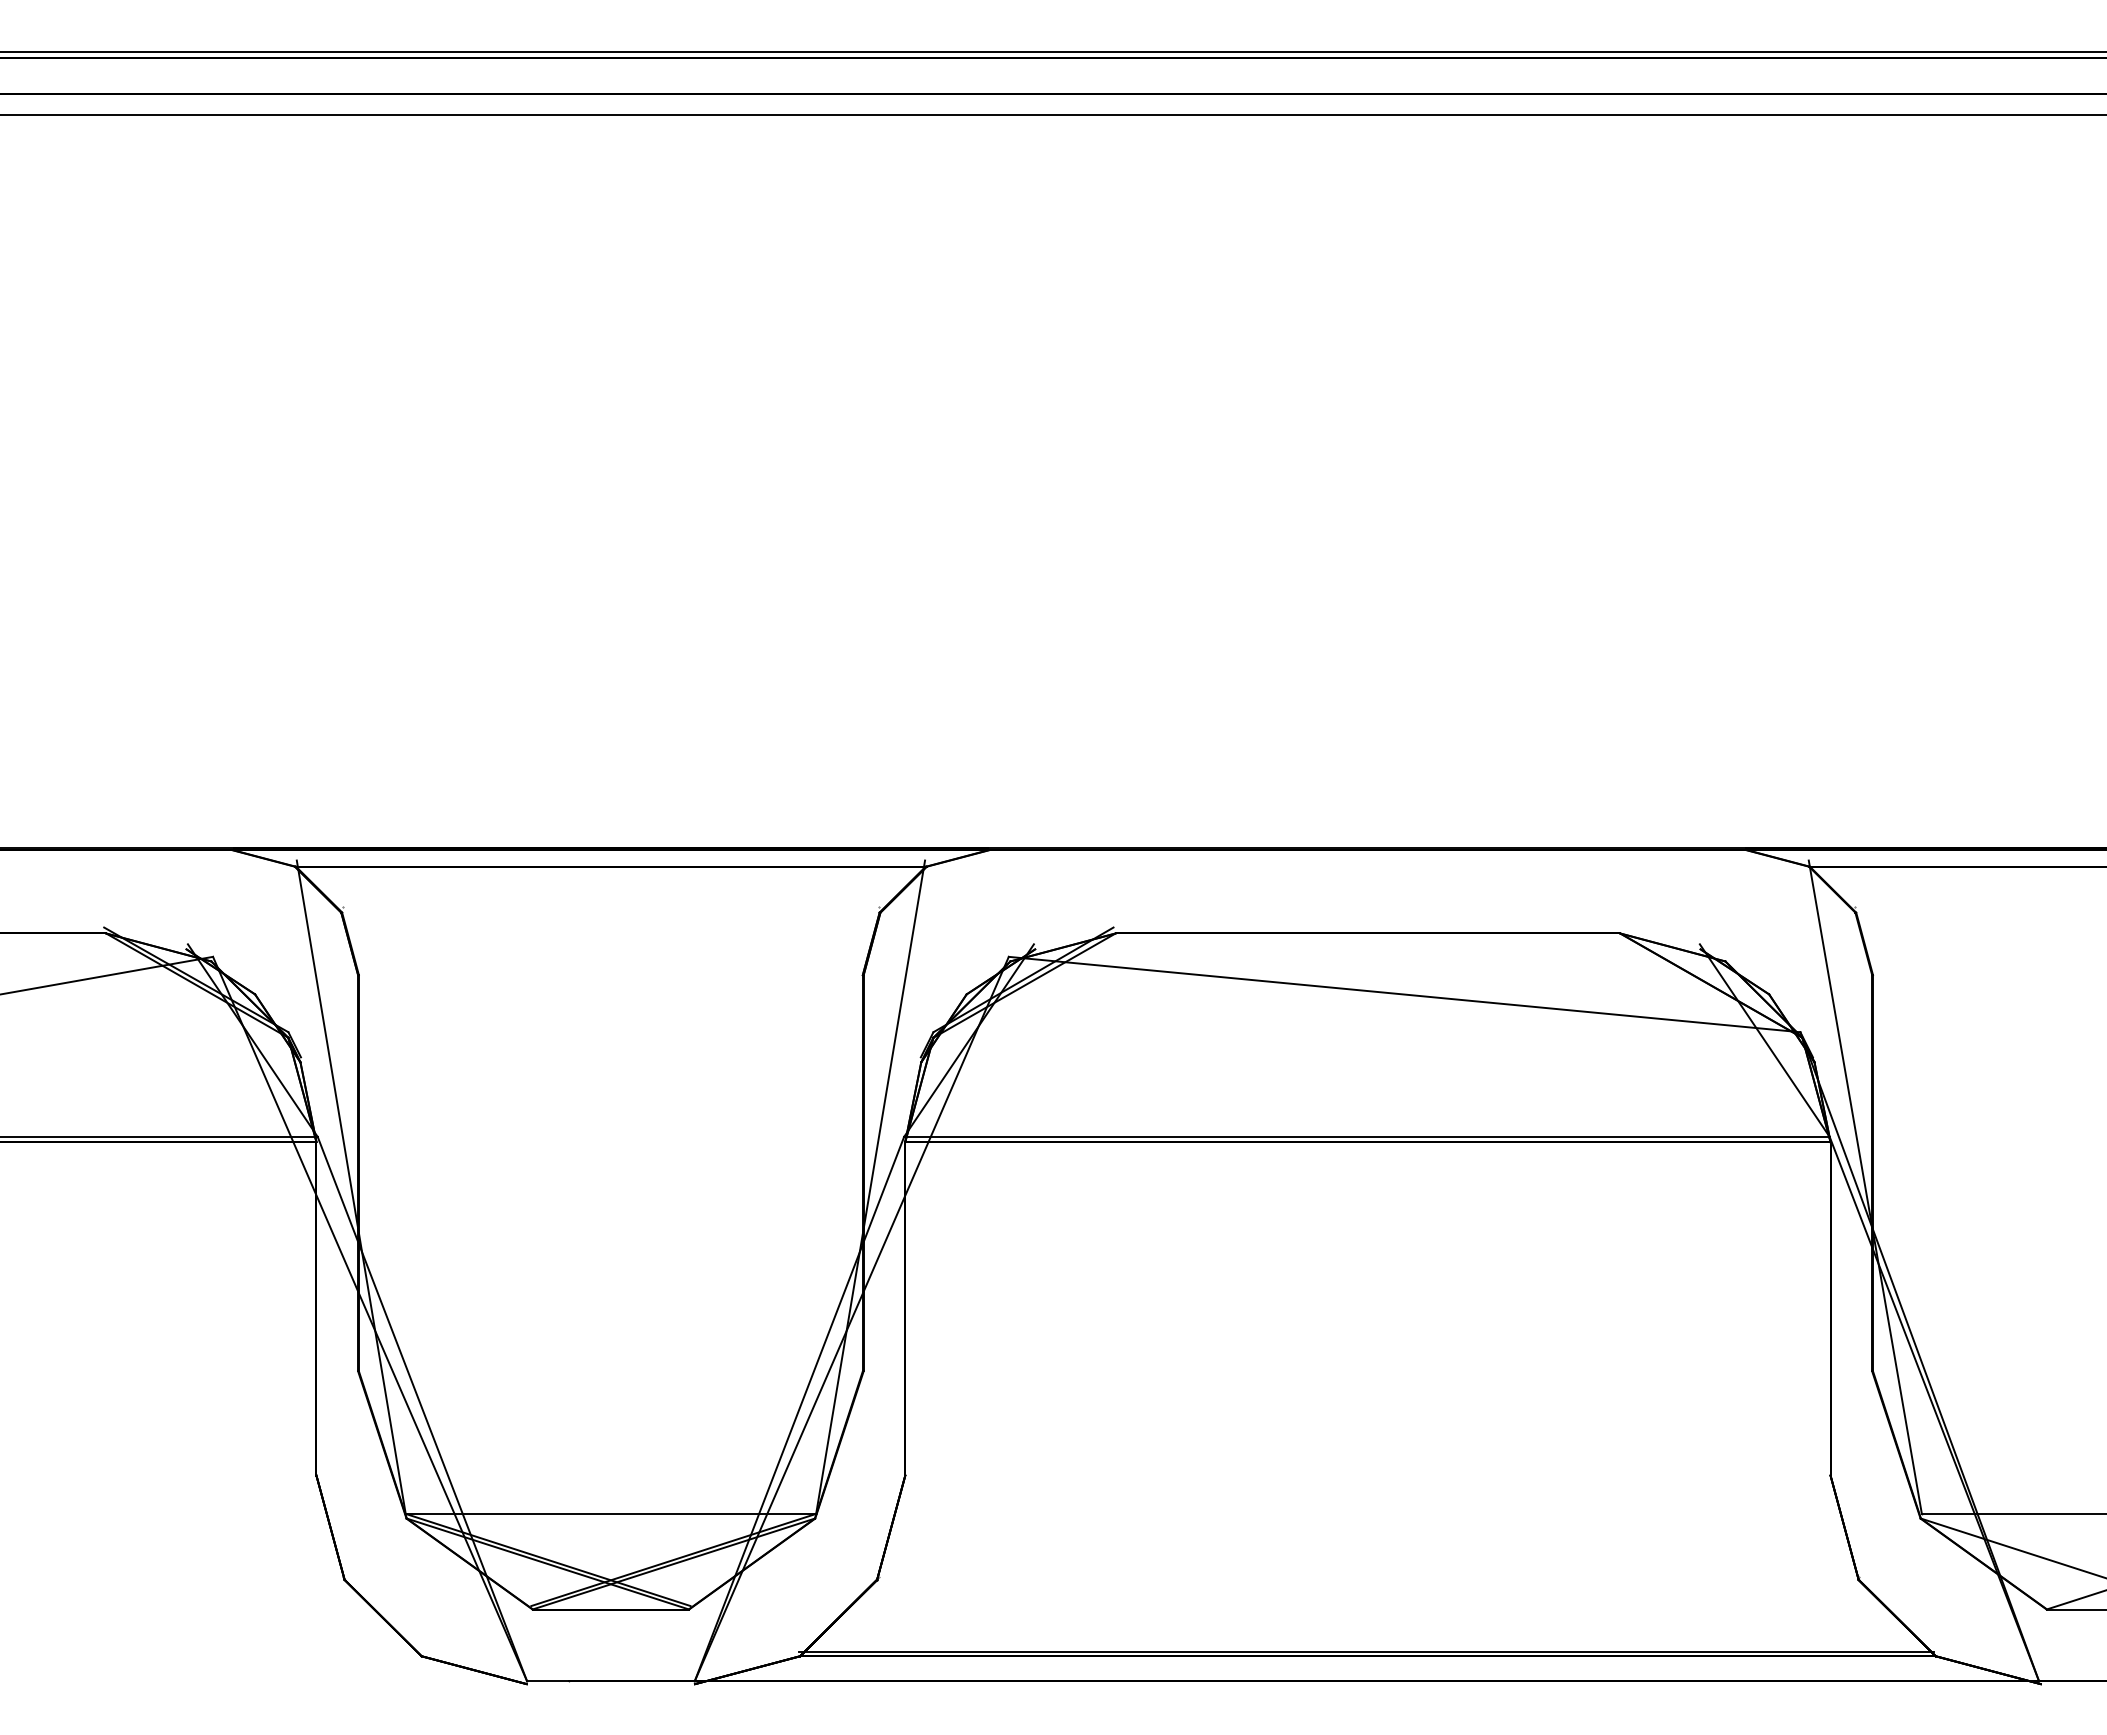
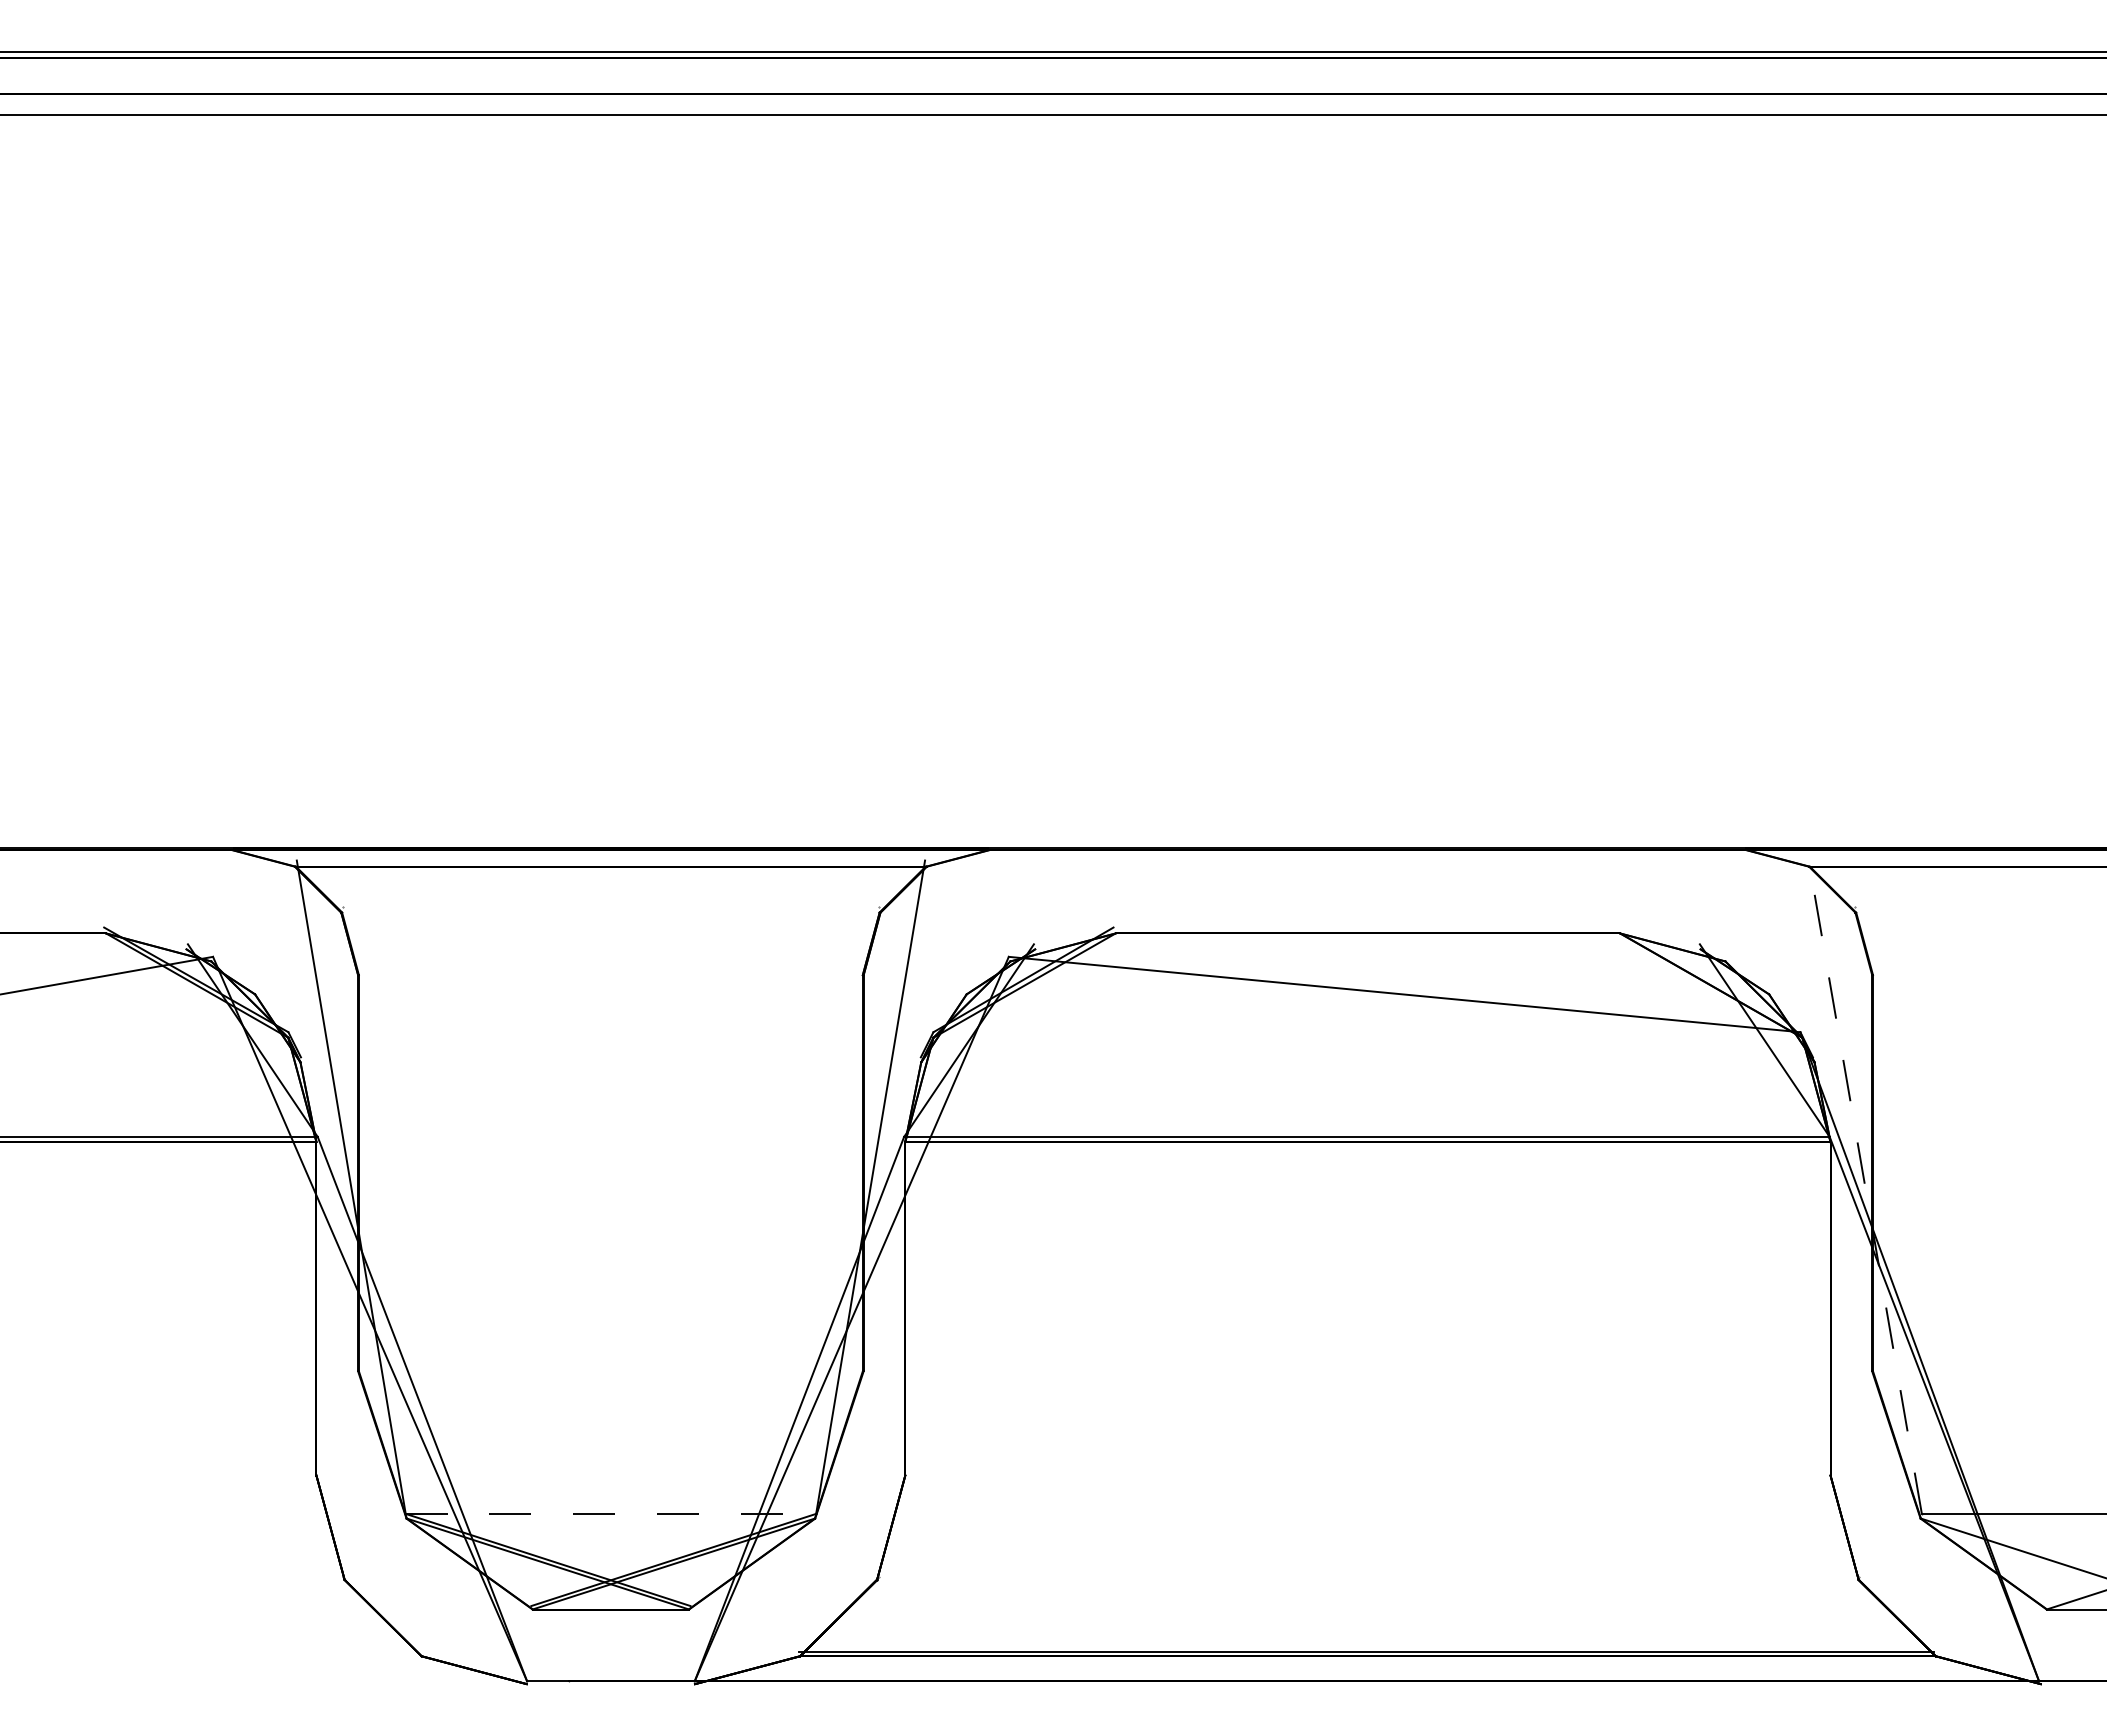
line: solid -> dashed (1865, 1187)
line: solid -> dashed (611, 1513)
